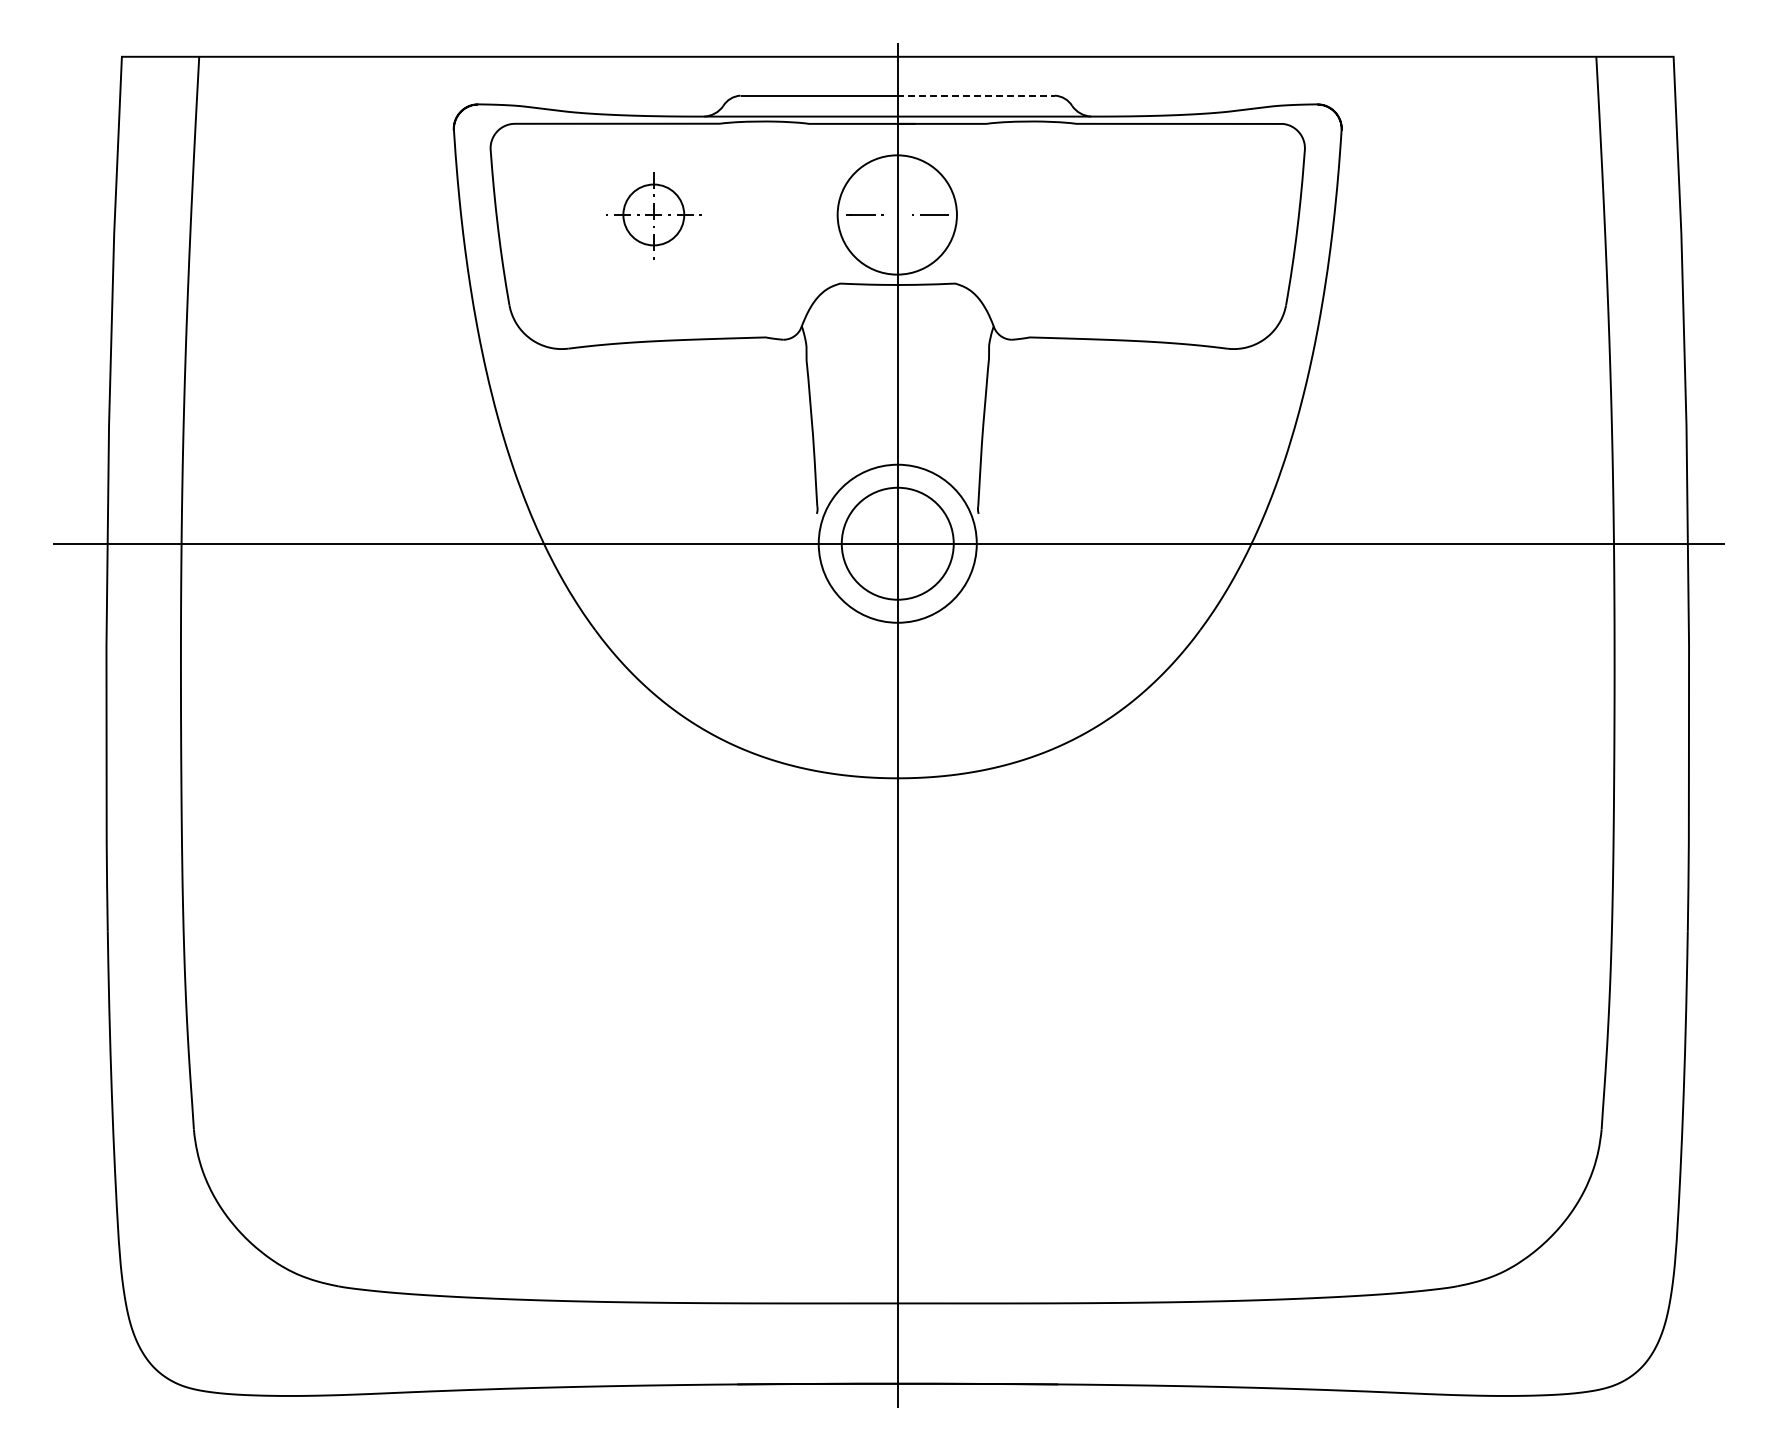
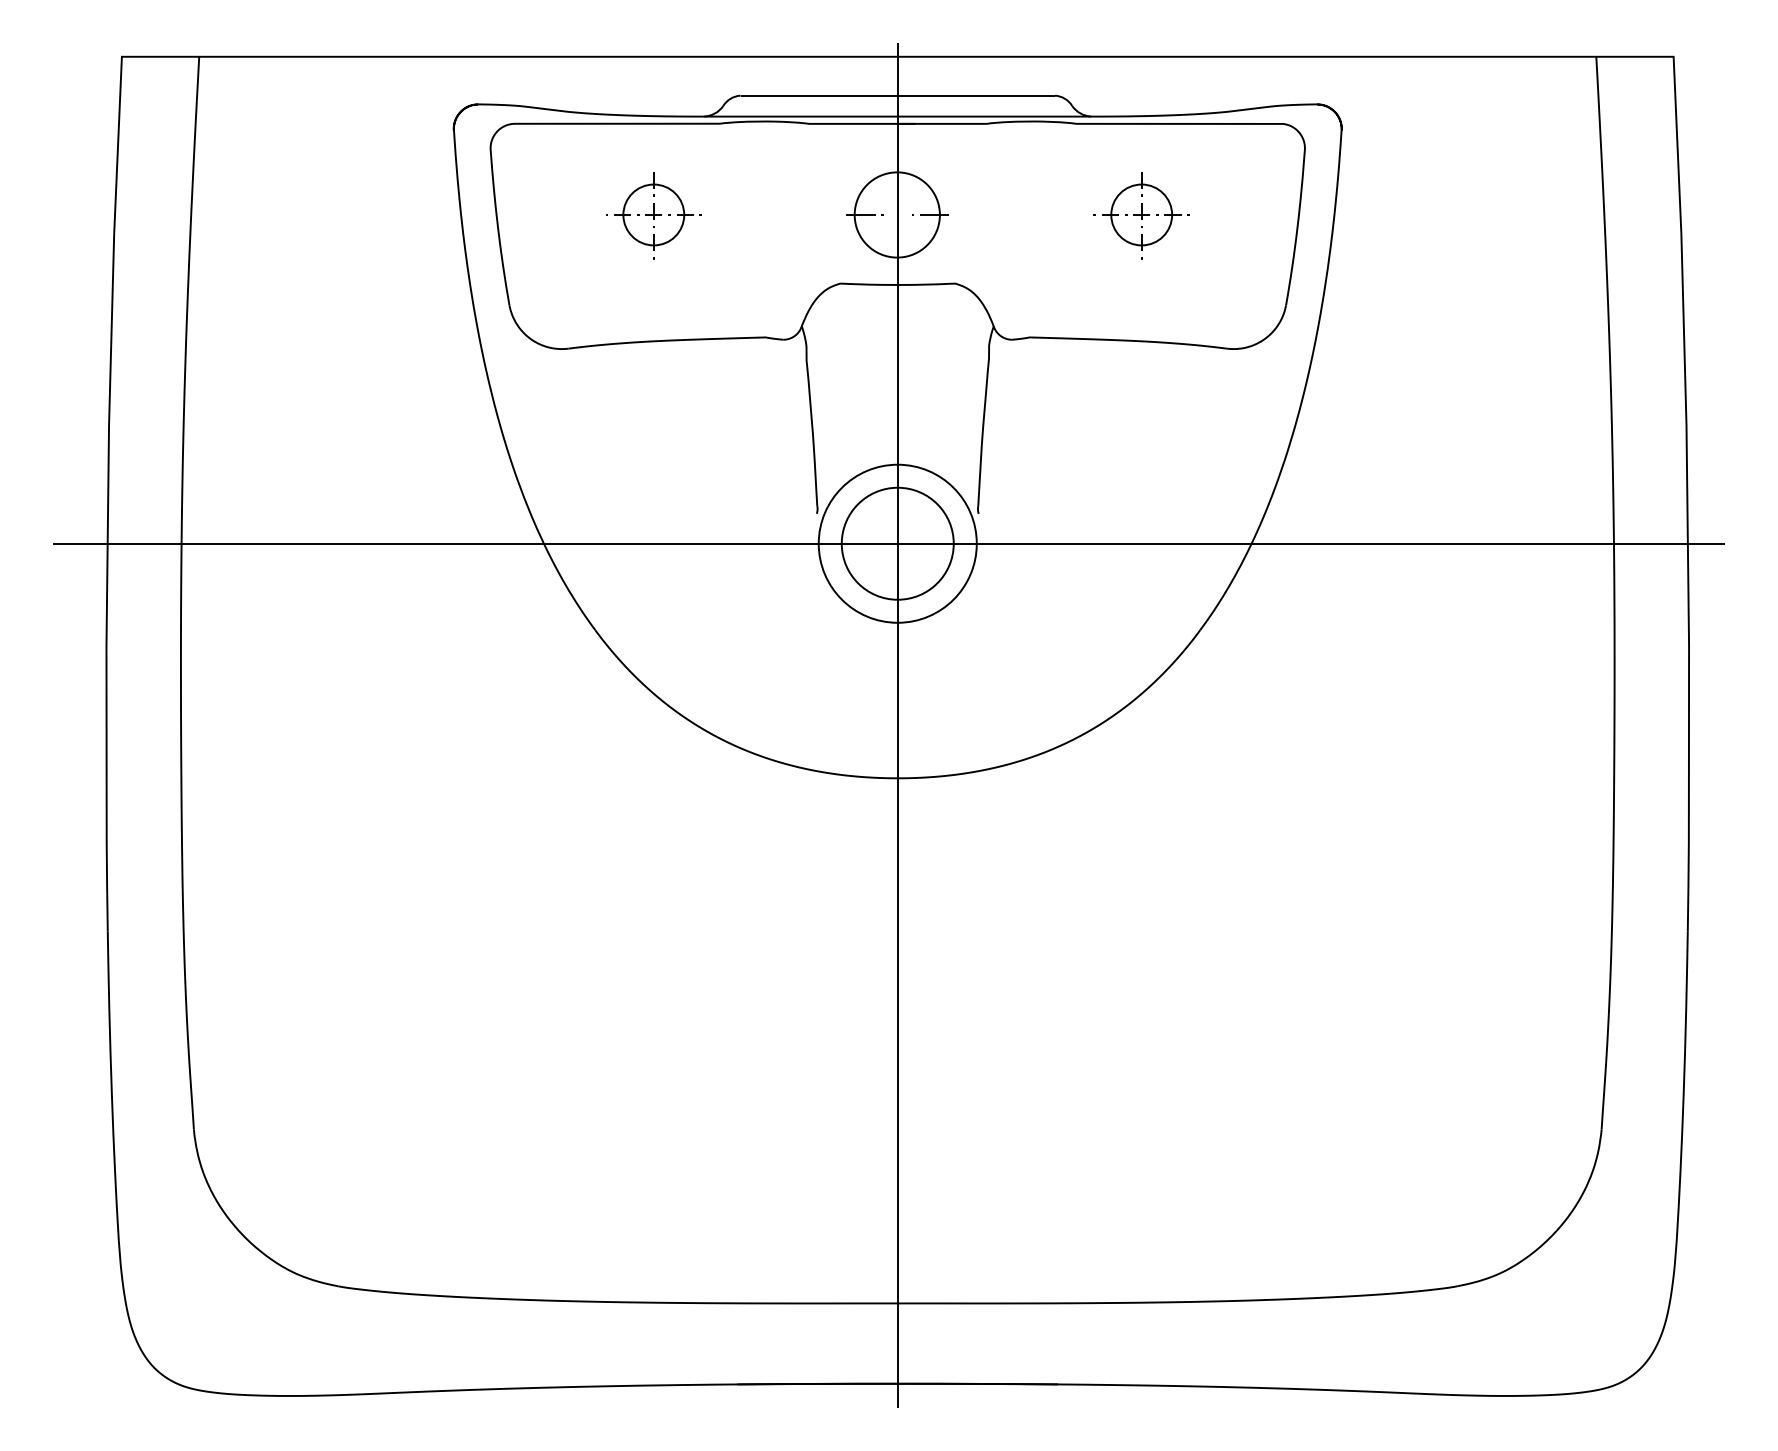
line: dashed -> solid (976, 95)
circle diameter: 119 px -> 85 px (896, 214)
part: none -> present (1141, 215)
